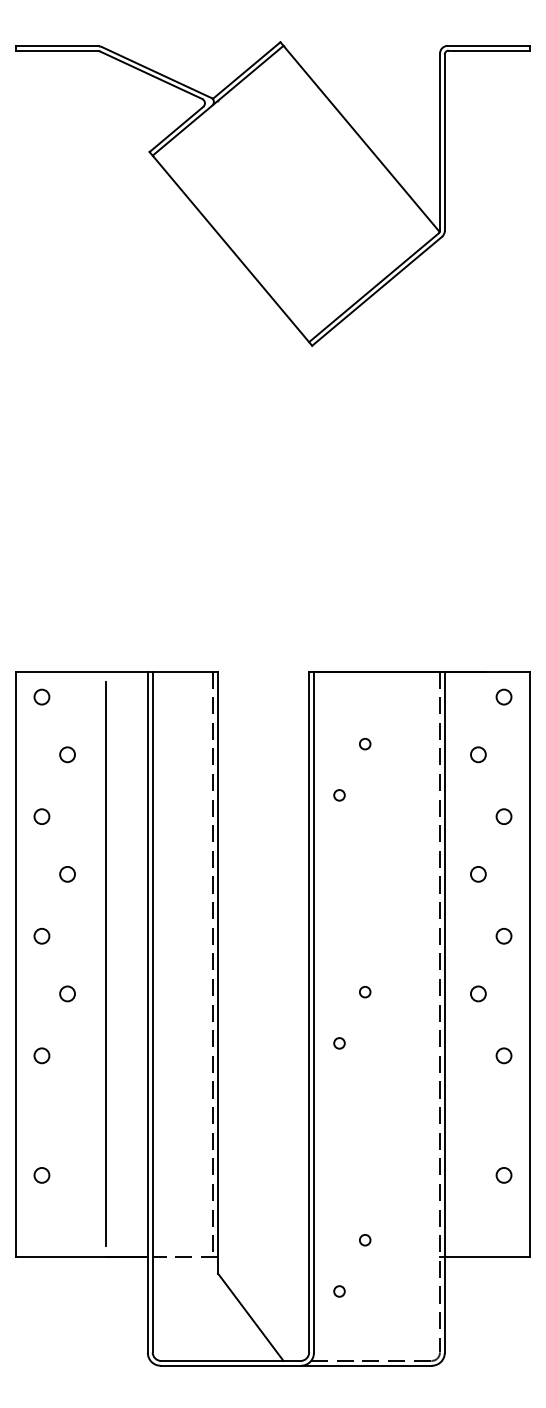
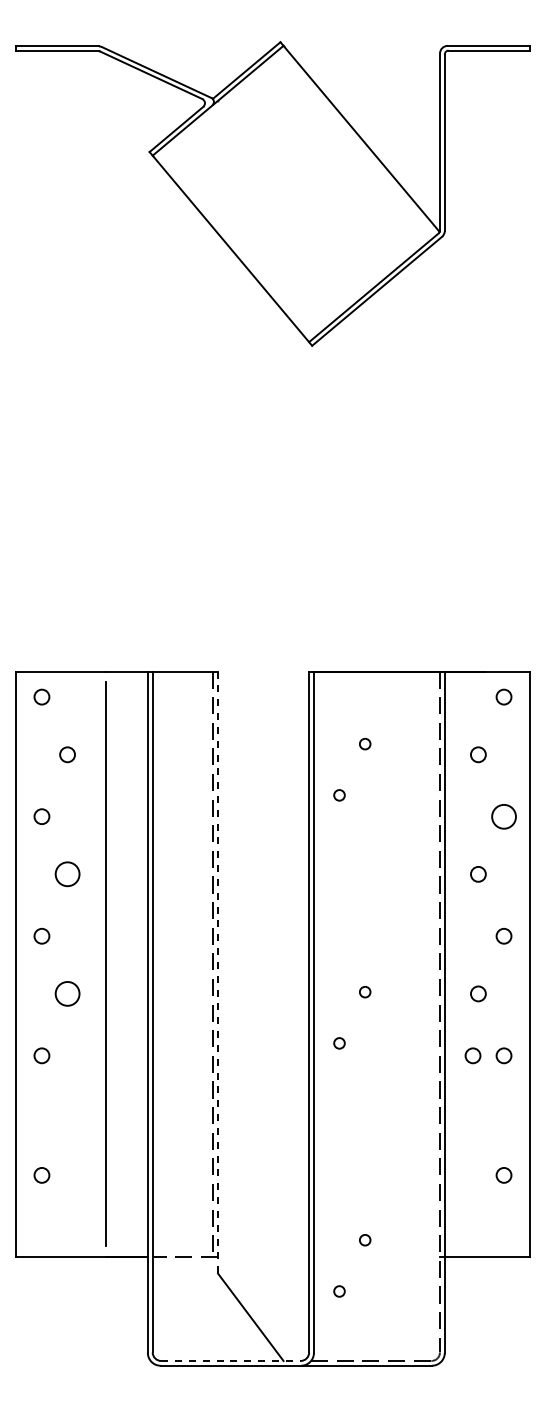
circle size: 18x17 px -> 26x26 px (503, 816)
circle size: 17x17 px -> 27x27 px (67, 874)
line: solid -> dashed (218, 973)
circle size: 17x18 px -> 27x26 px (67, 993)
circle: none -> present (472, 1055)
line: solid -> dashed (230, 1360)
